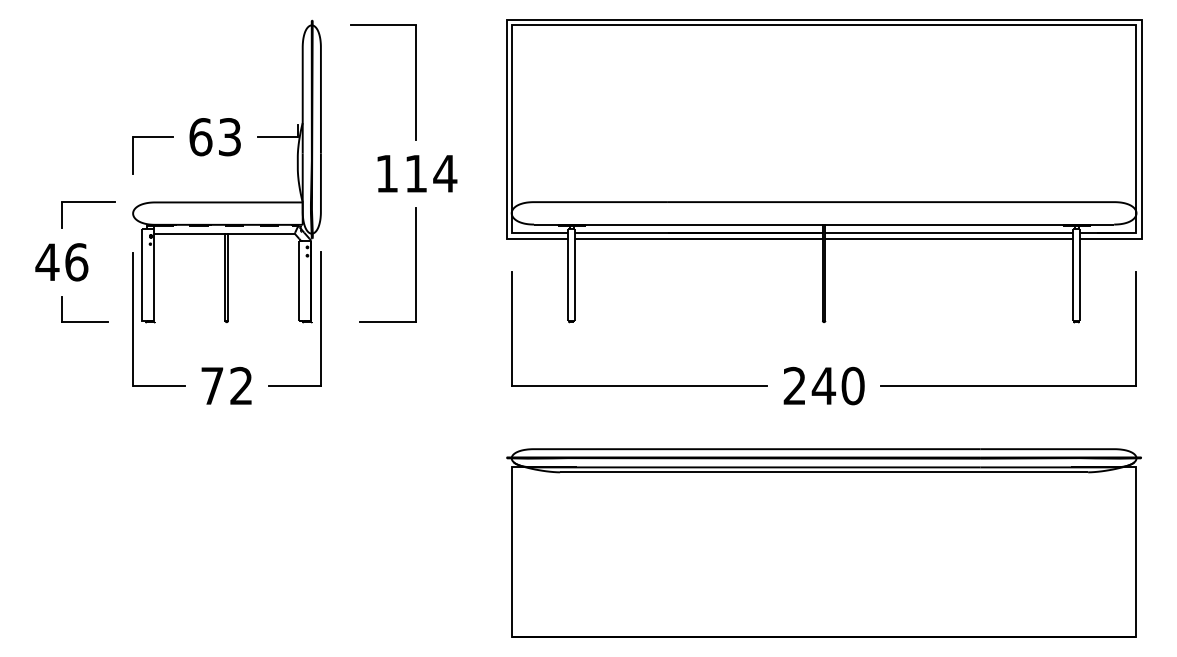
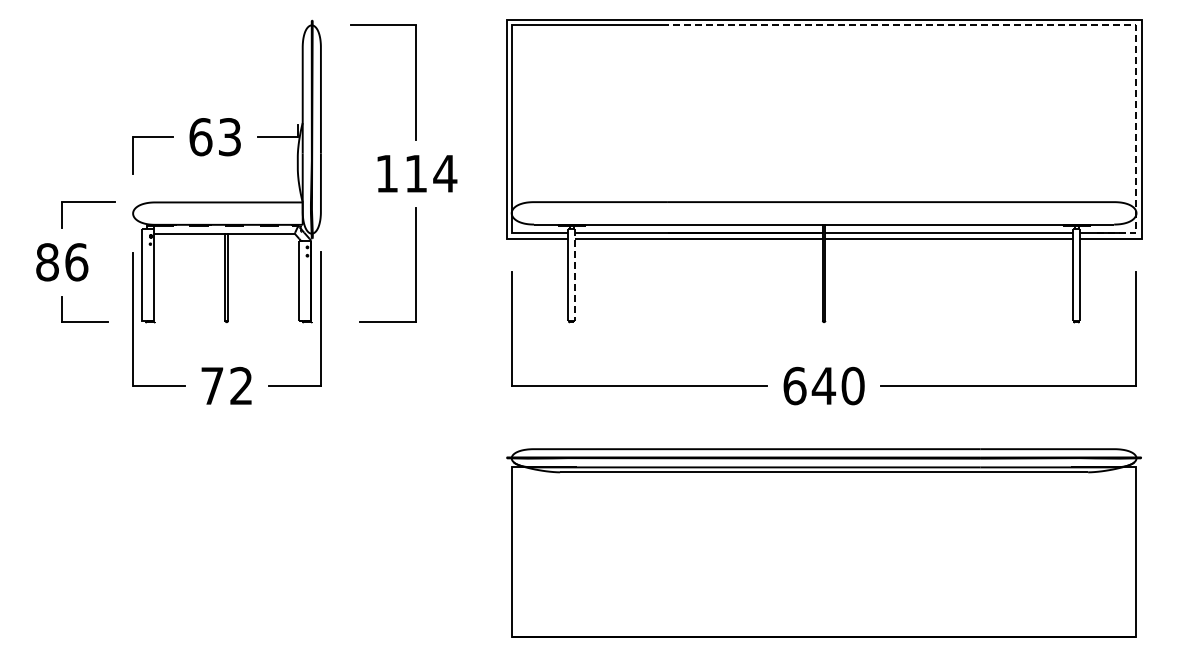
line: solid -> dashed (1027, 25)
text: 46 -> 86 (47, 262)
line: solid -> dashed (575, 275)
text: 240 -> 640 (794, 385)
